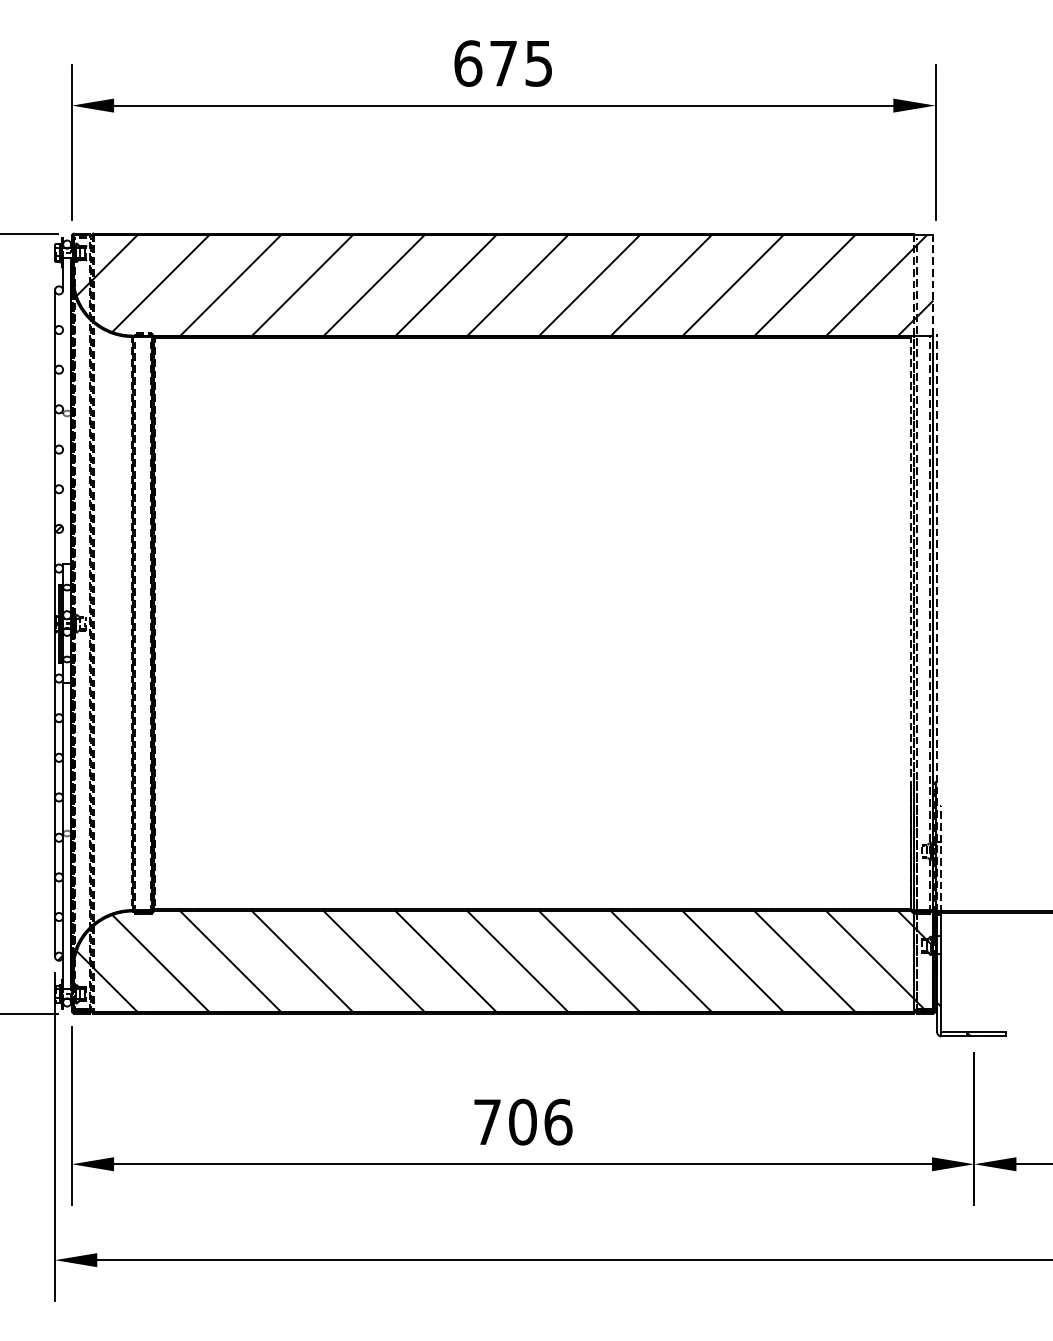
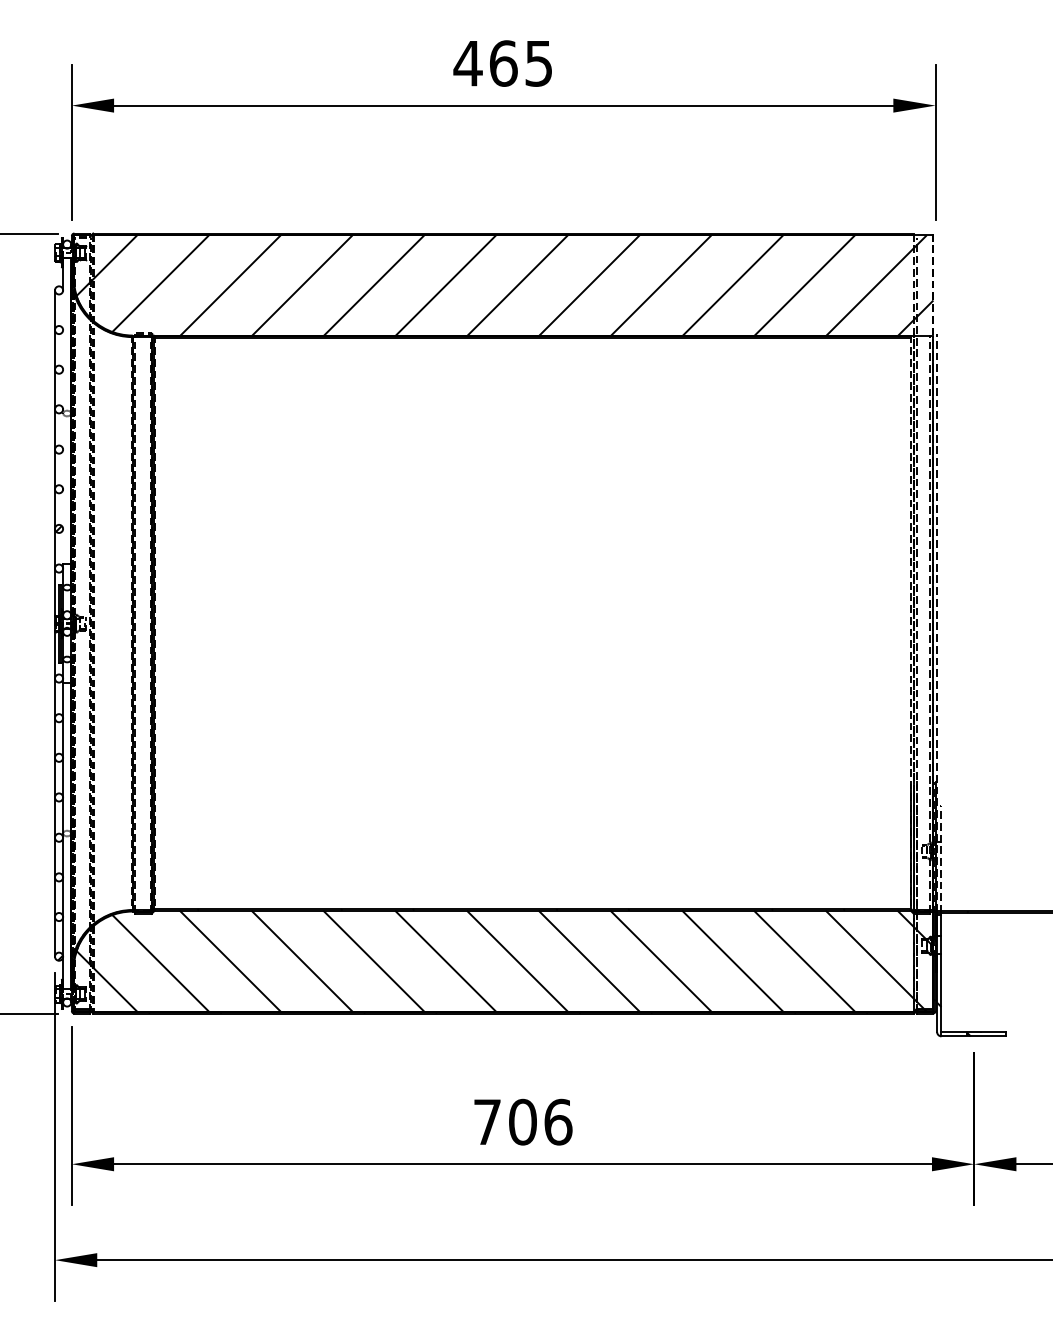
text: 675 -> 465 (485, 63)
